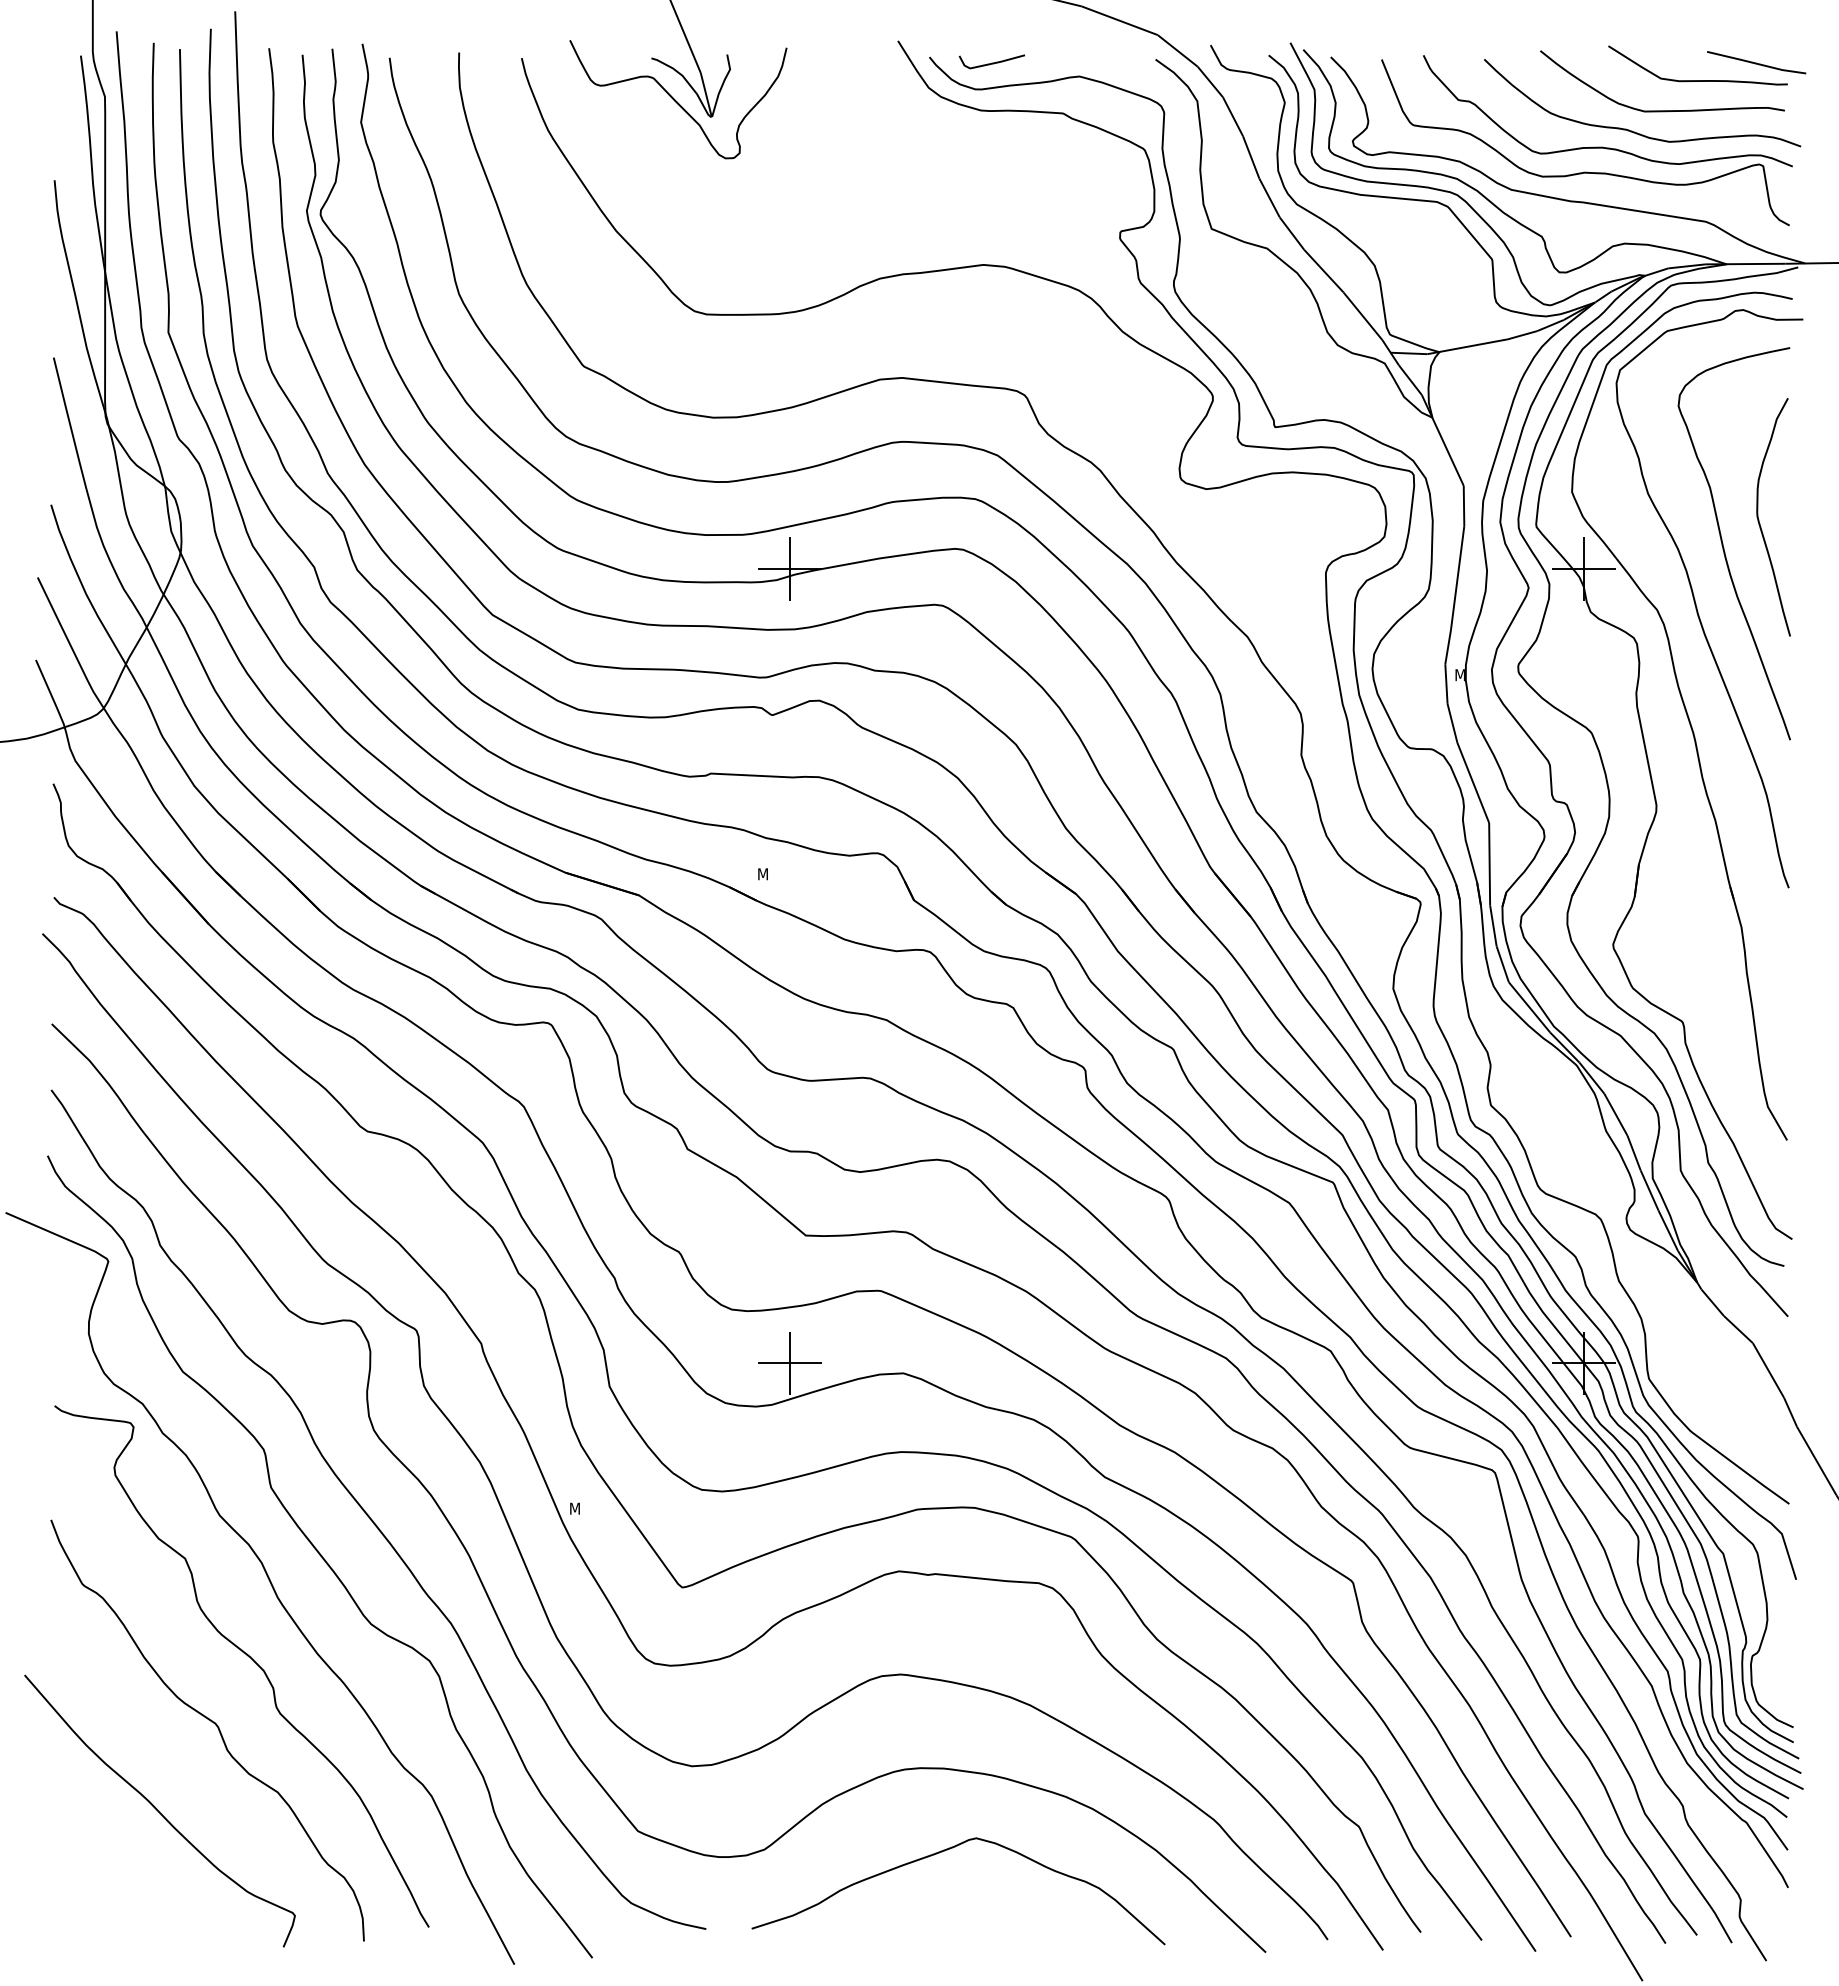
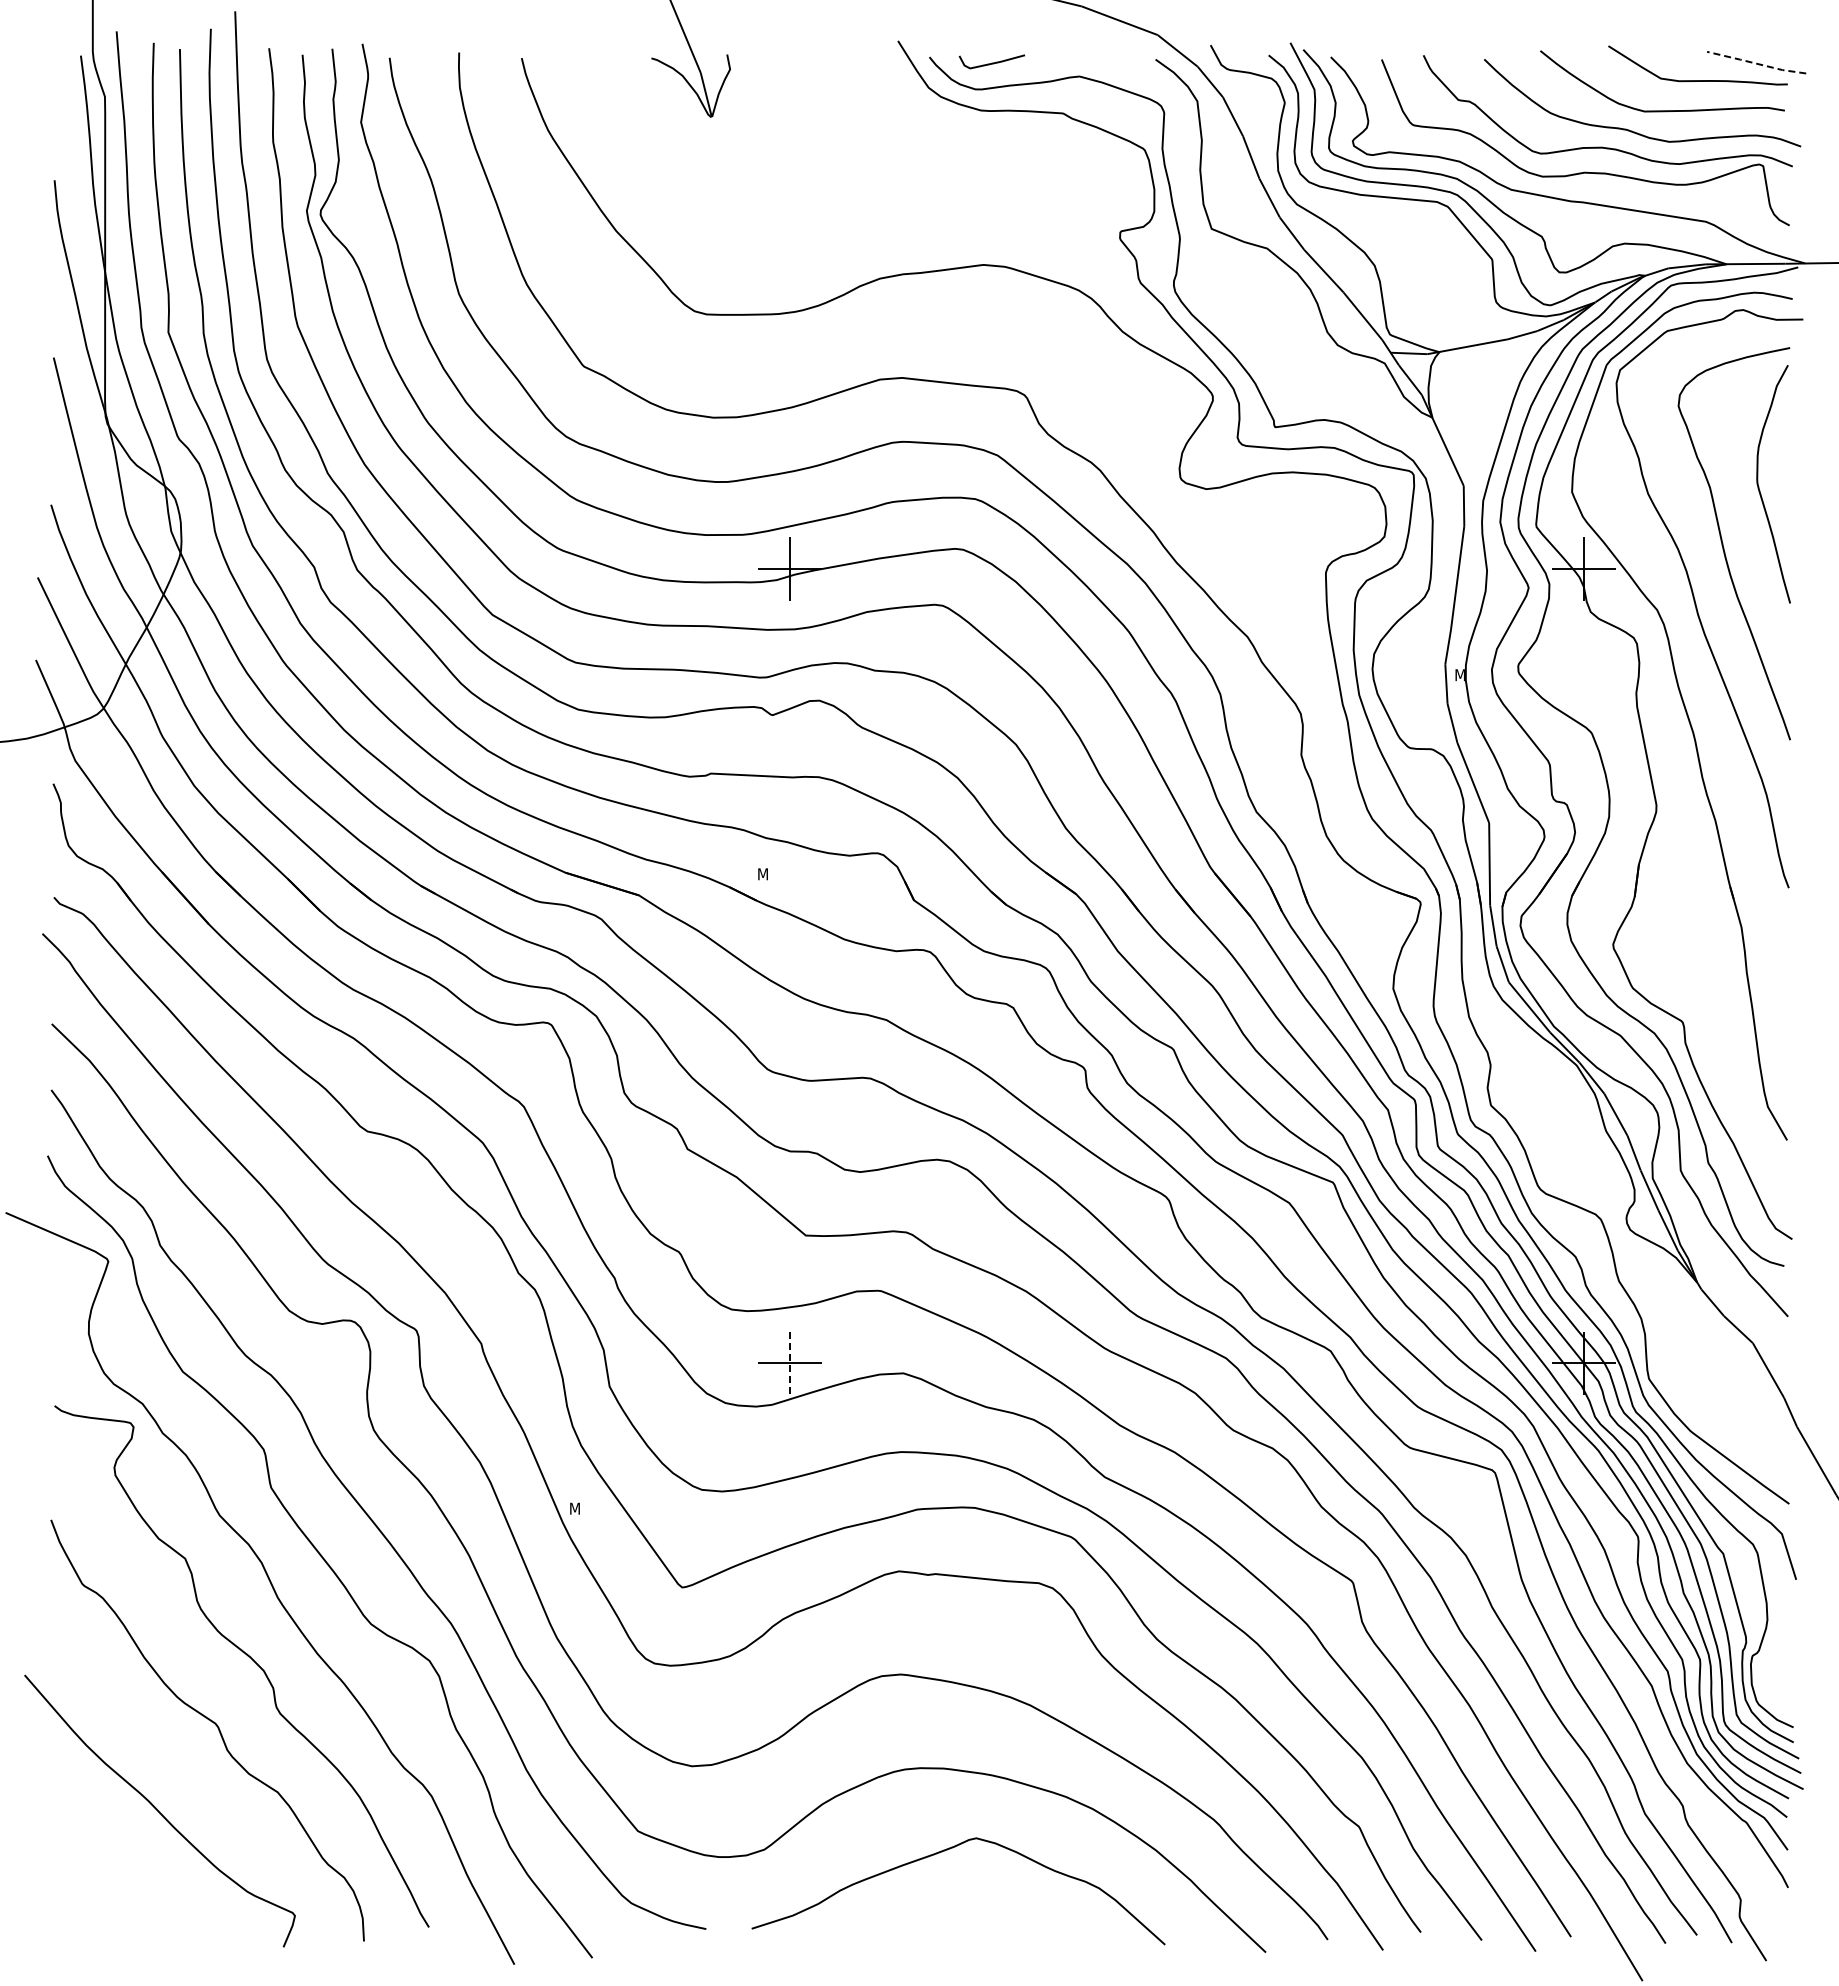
line: solid -> dashed (1755, 63)
curve: present -> none (676, 100)
curve position: (1759, 519) -> (1759, 486) (1759, 486)
line: solid -> dashed (789, 1363)
